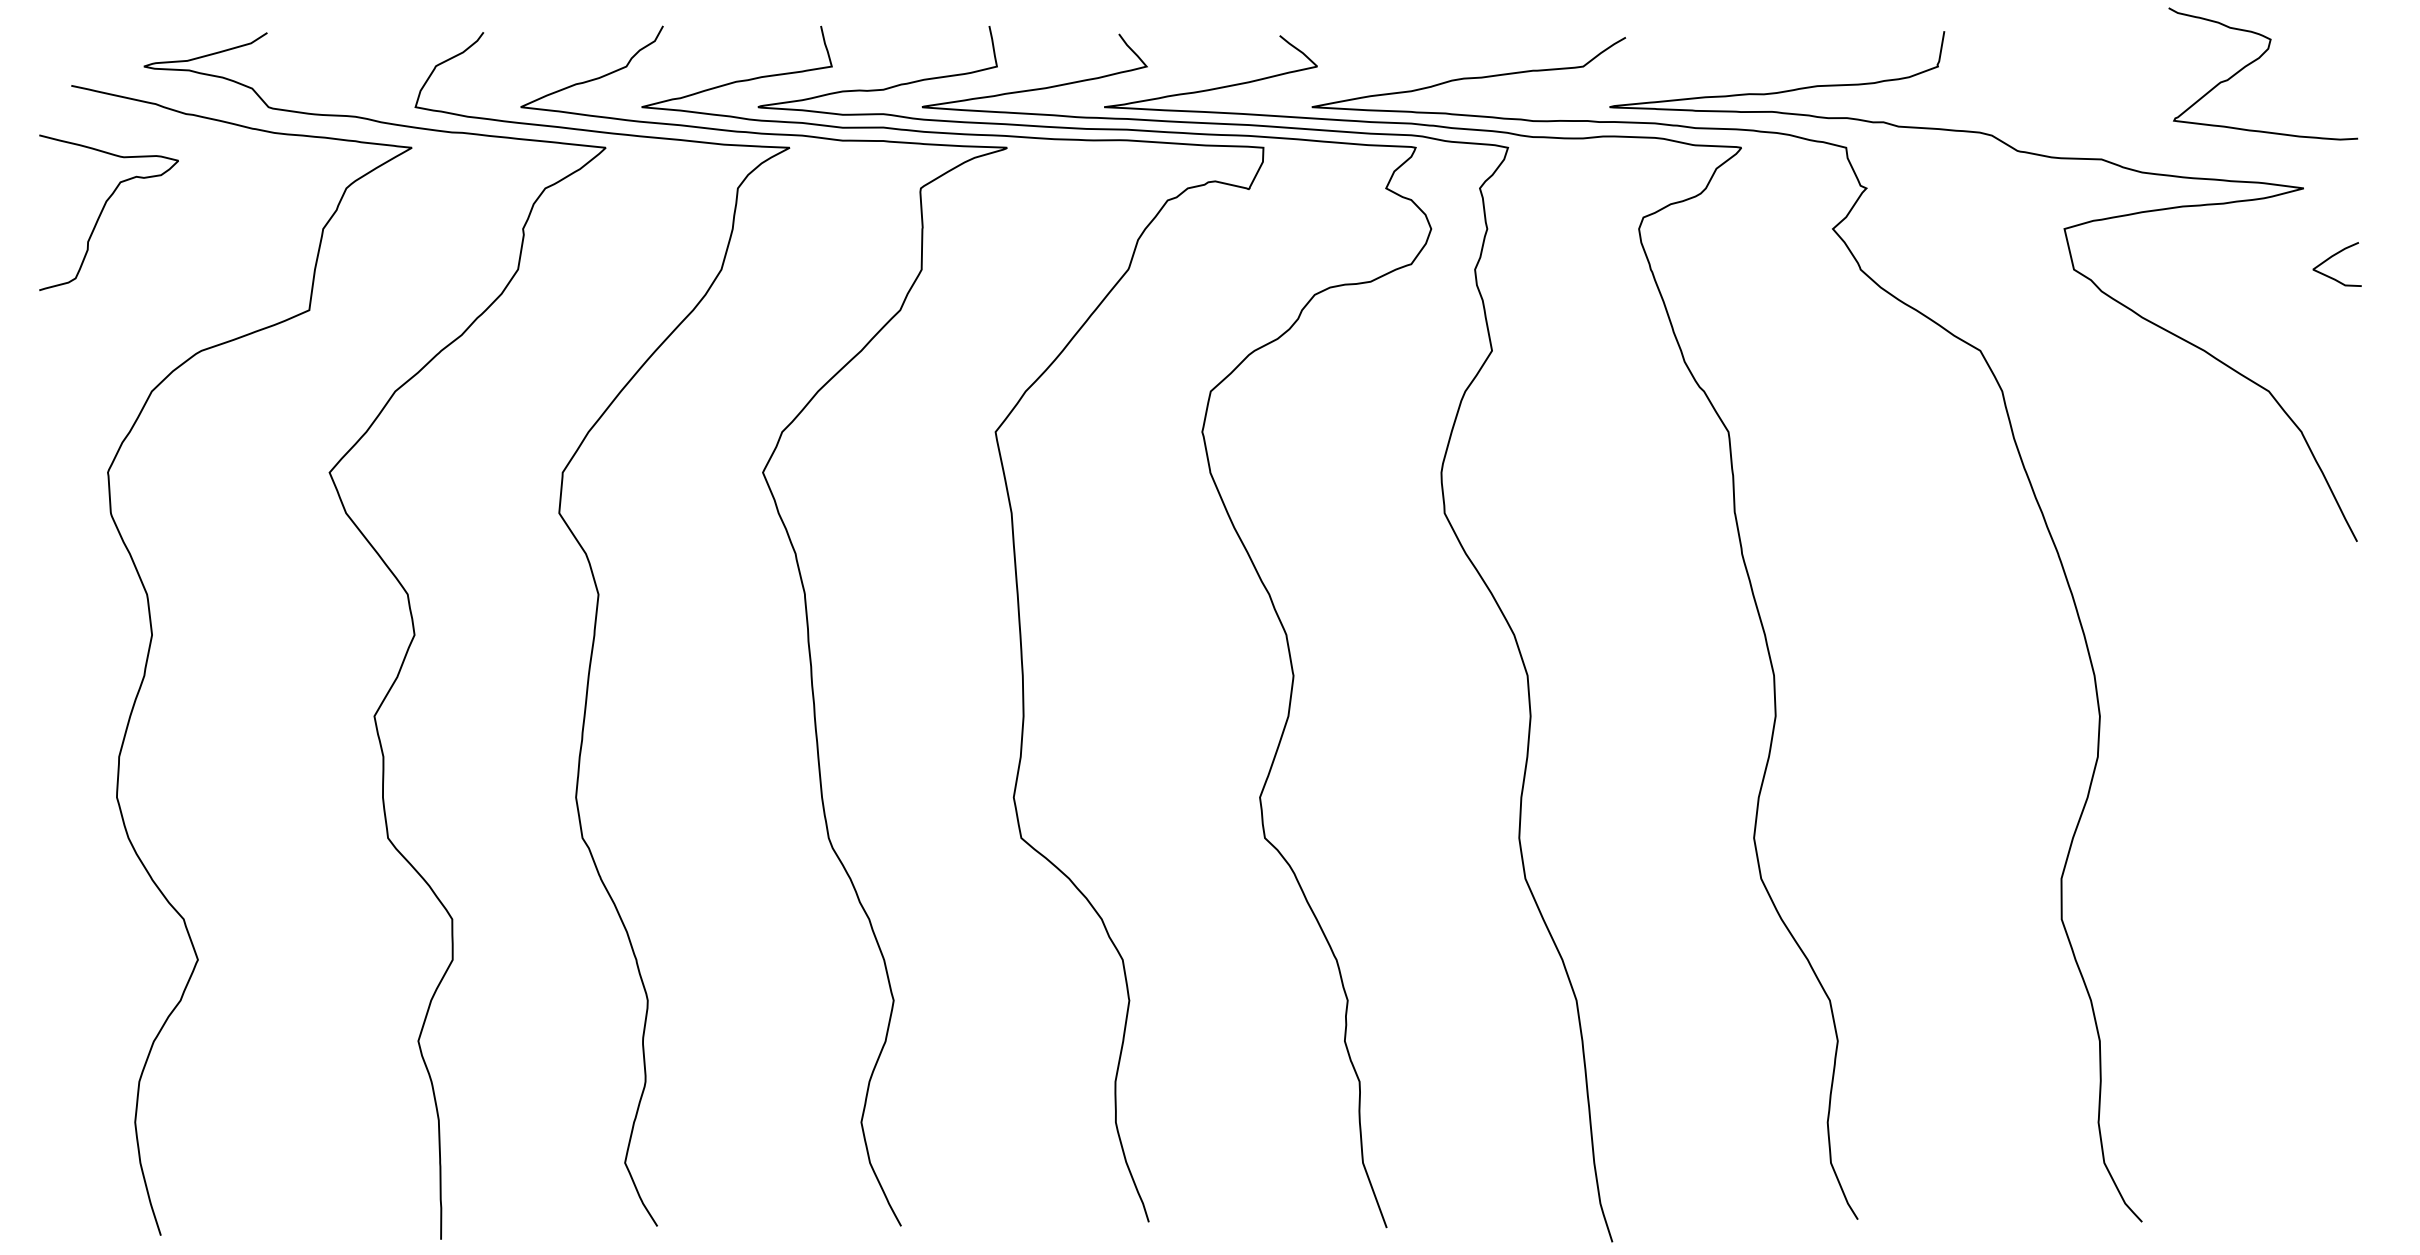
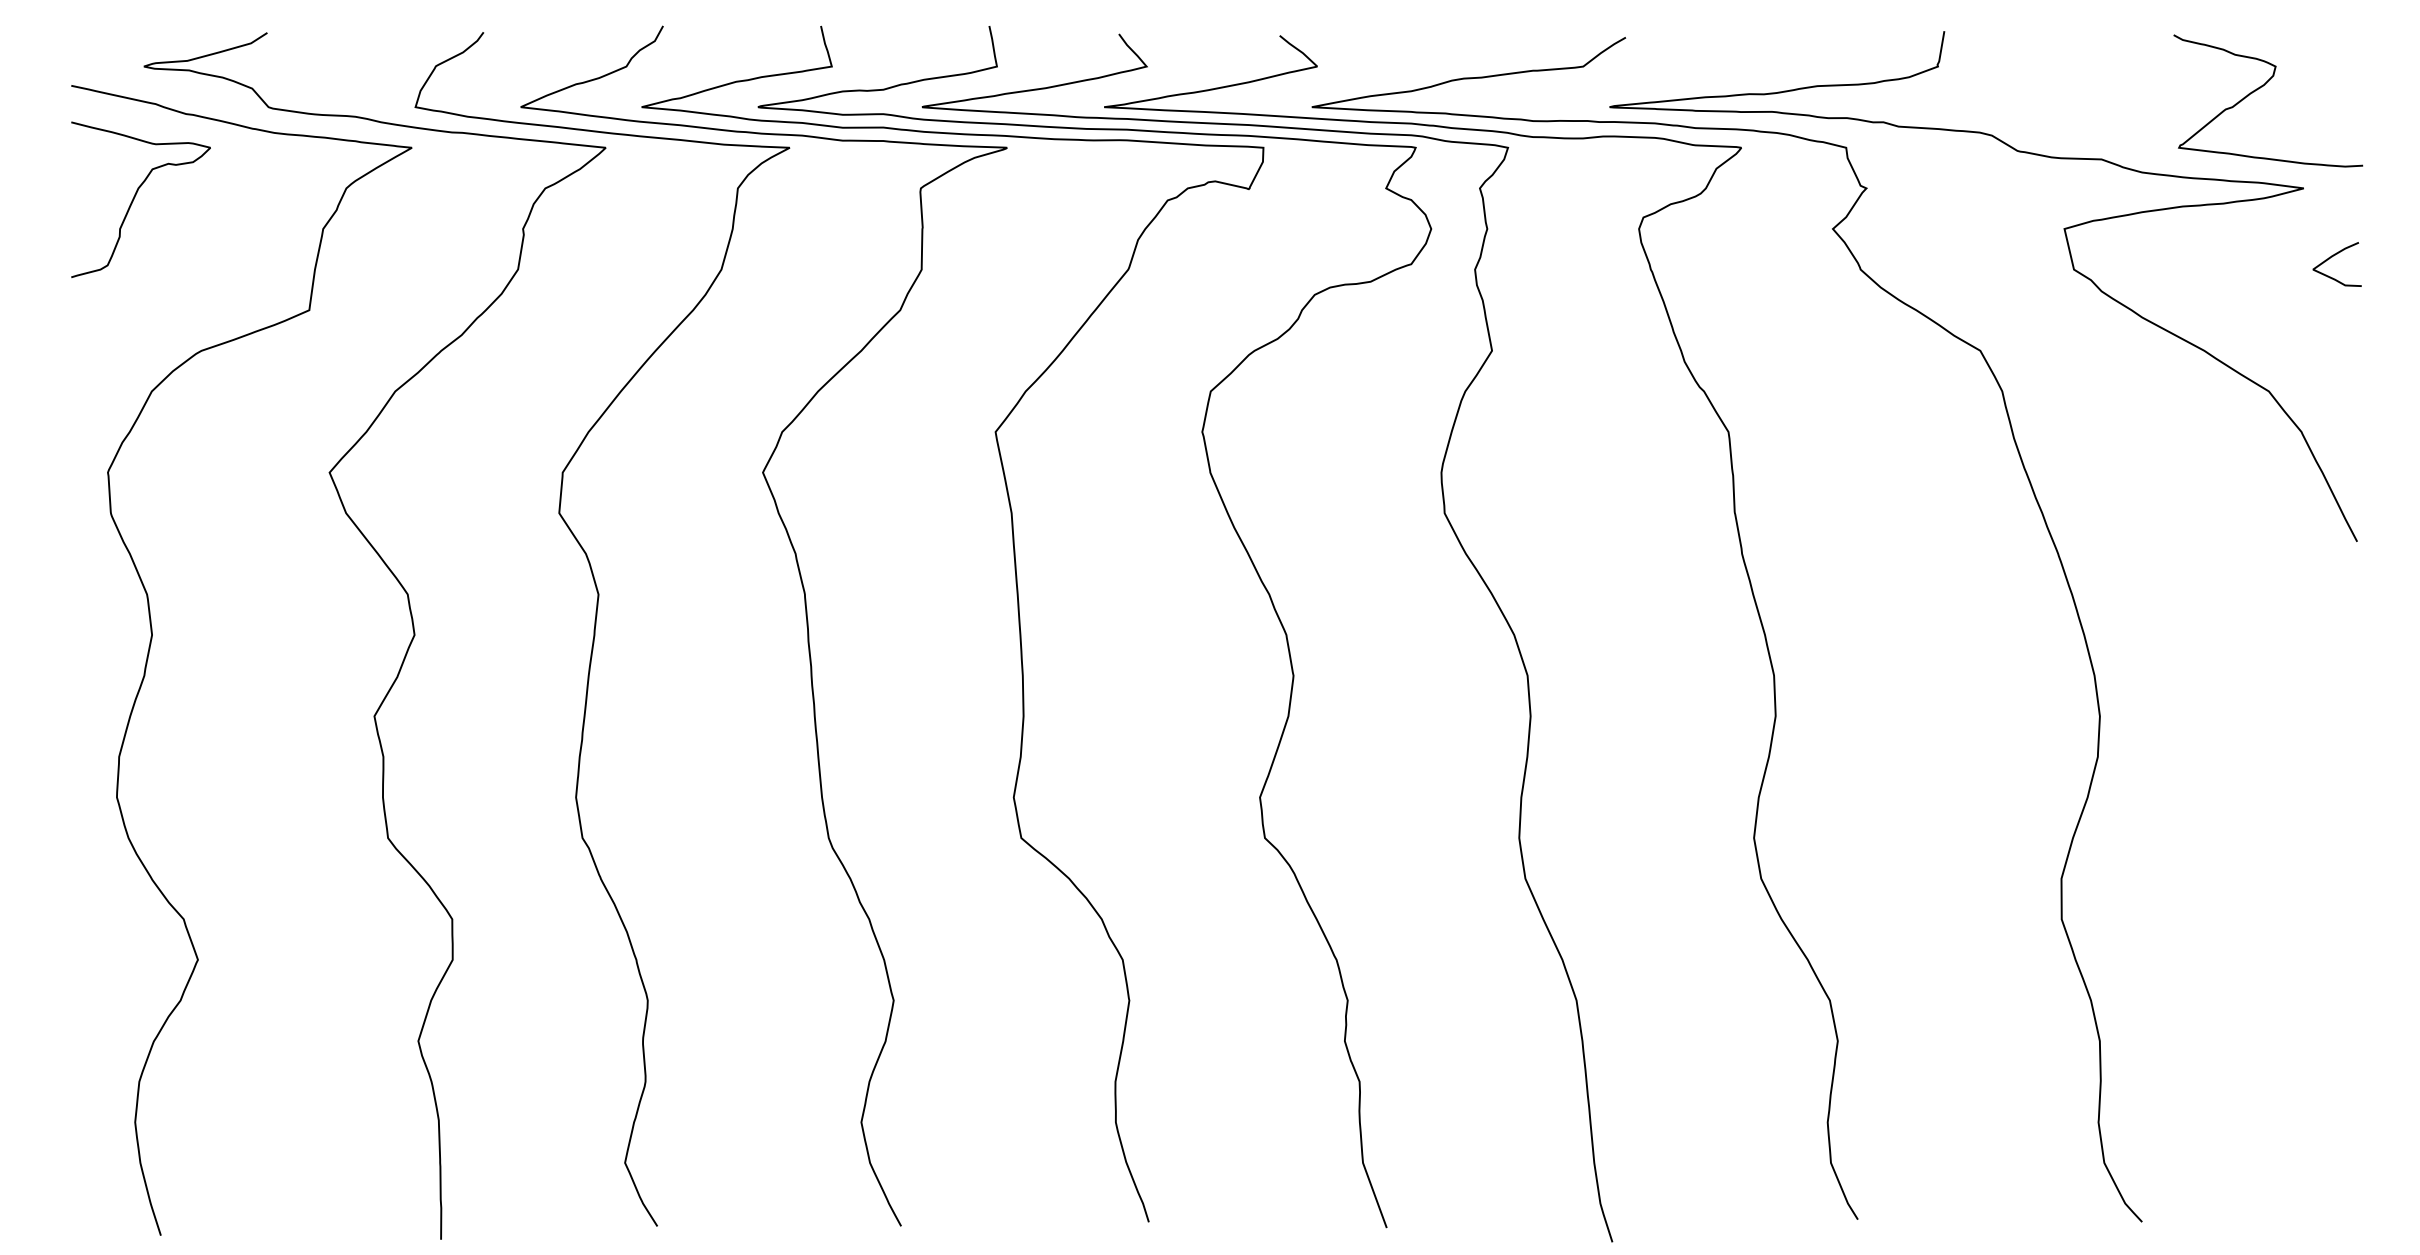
curve position: (2257, 60) -> (2262, 87) (2262, 87)
curve position: (103, 210) -> (135, 197) (135, 197)
